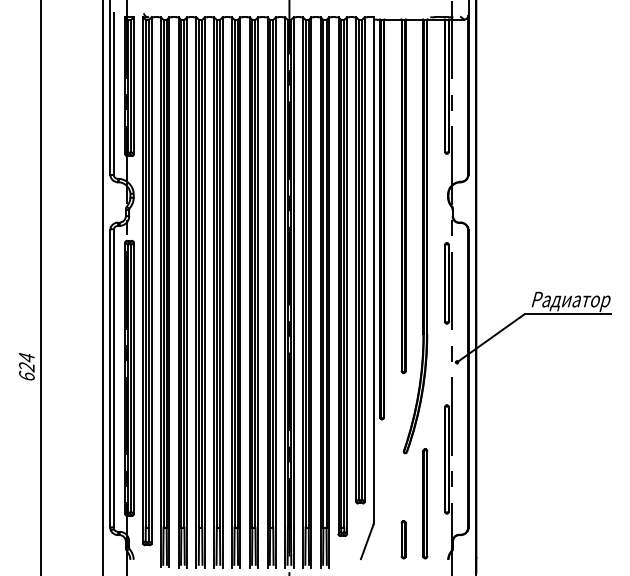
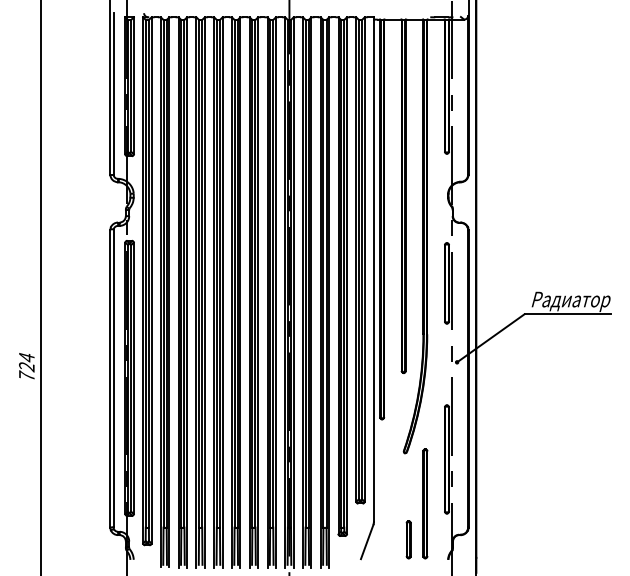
line: present -> none (102, 287)
text: 624 -> 724 (26, 375)
part position: (403, 539) -> (408, 539) (408, 539)
